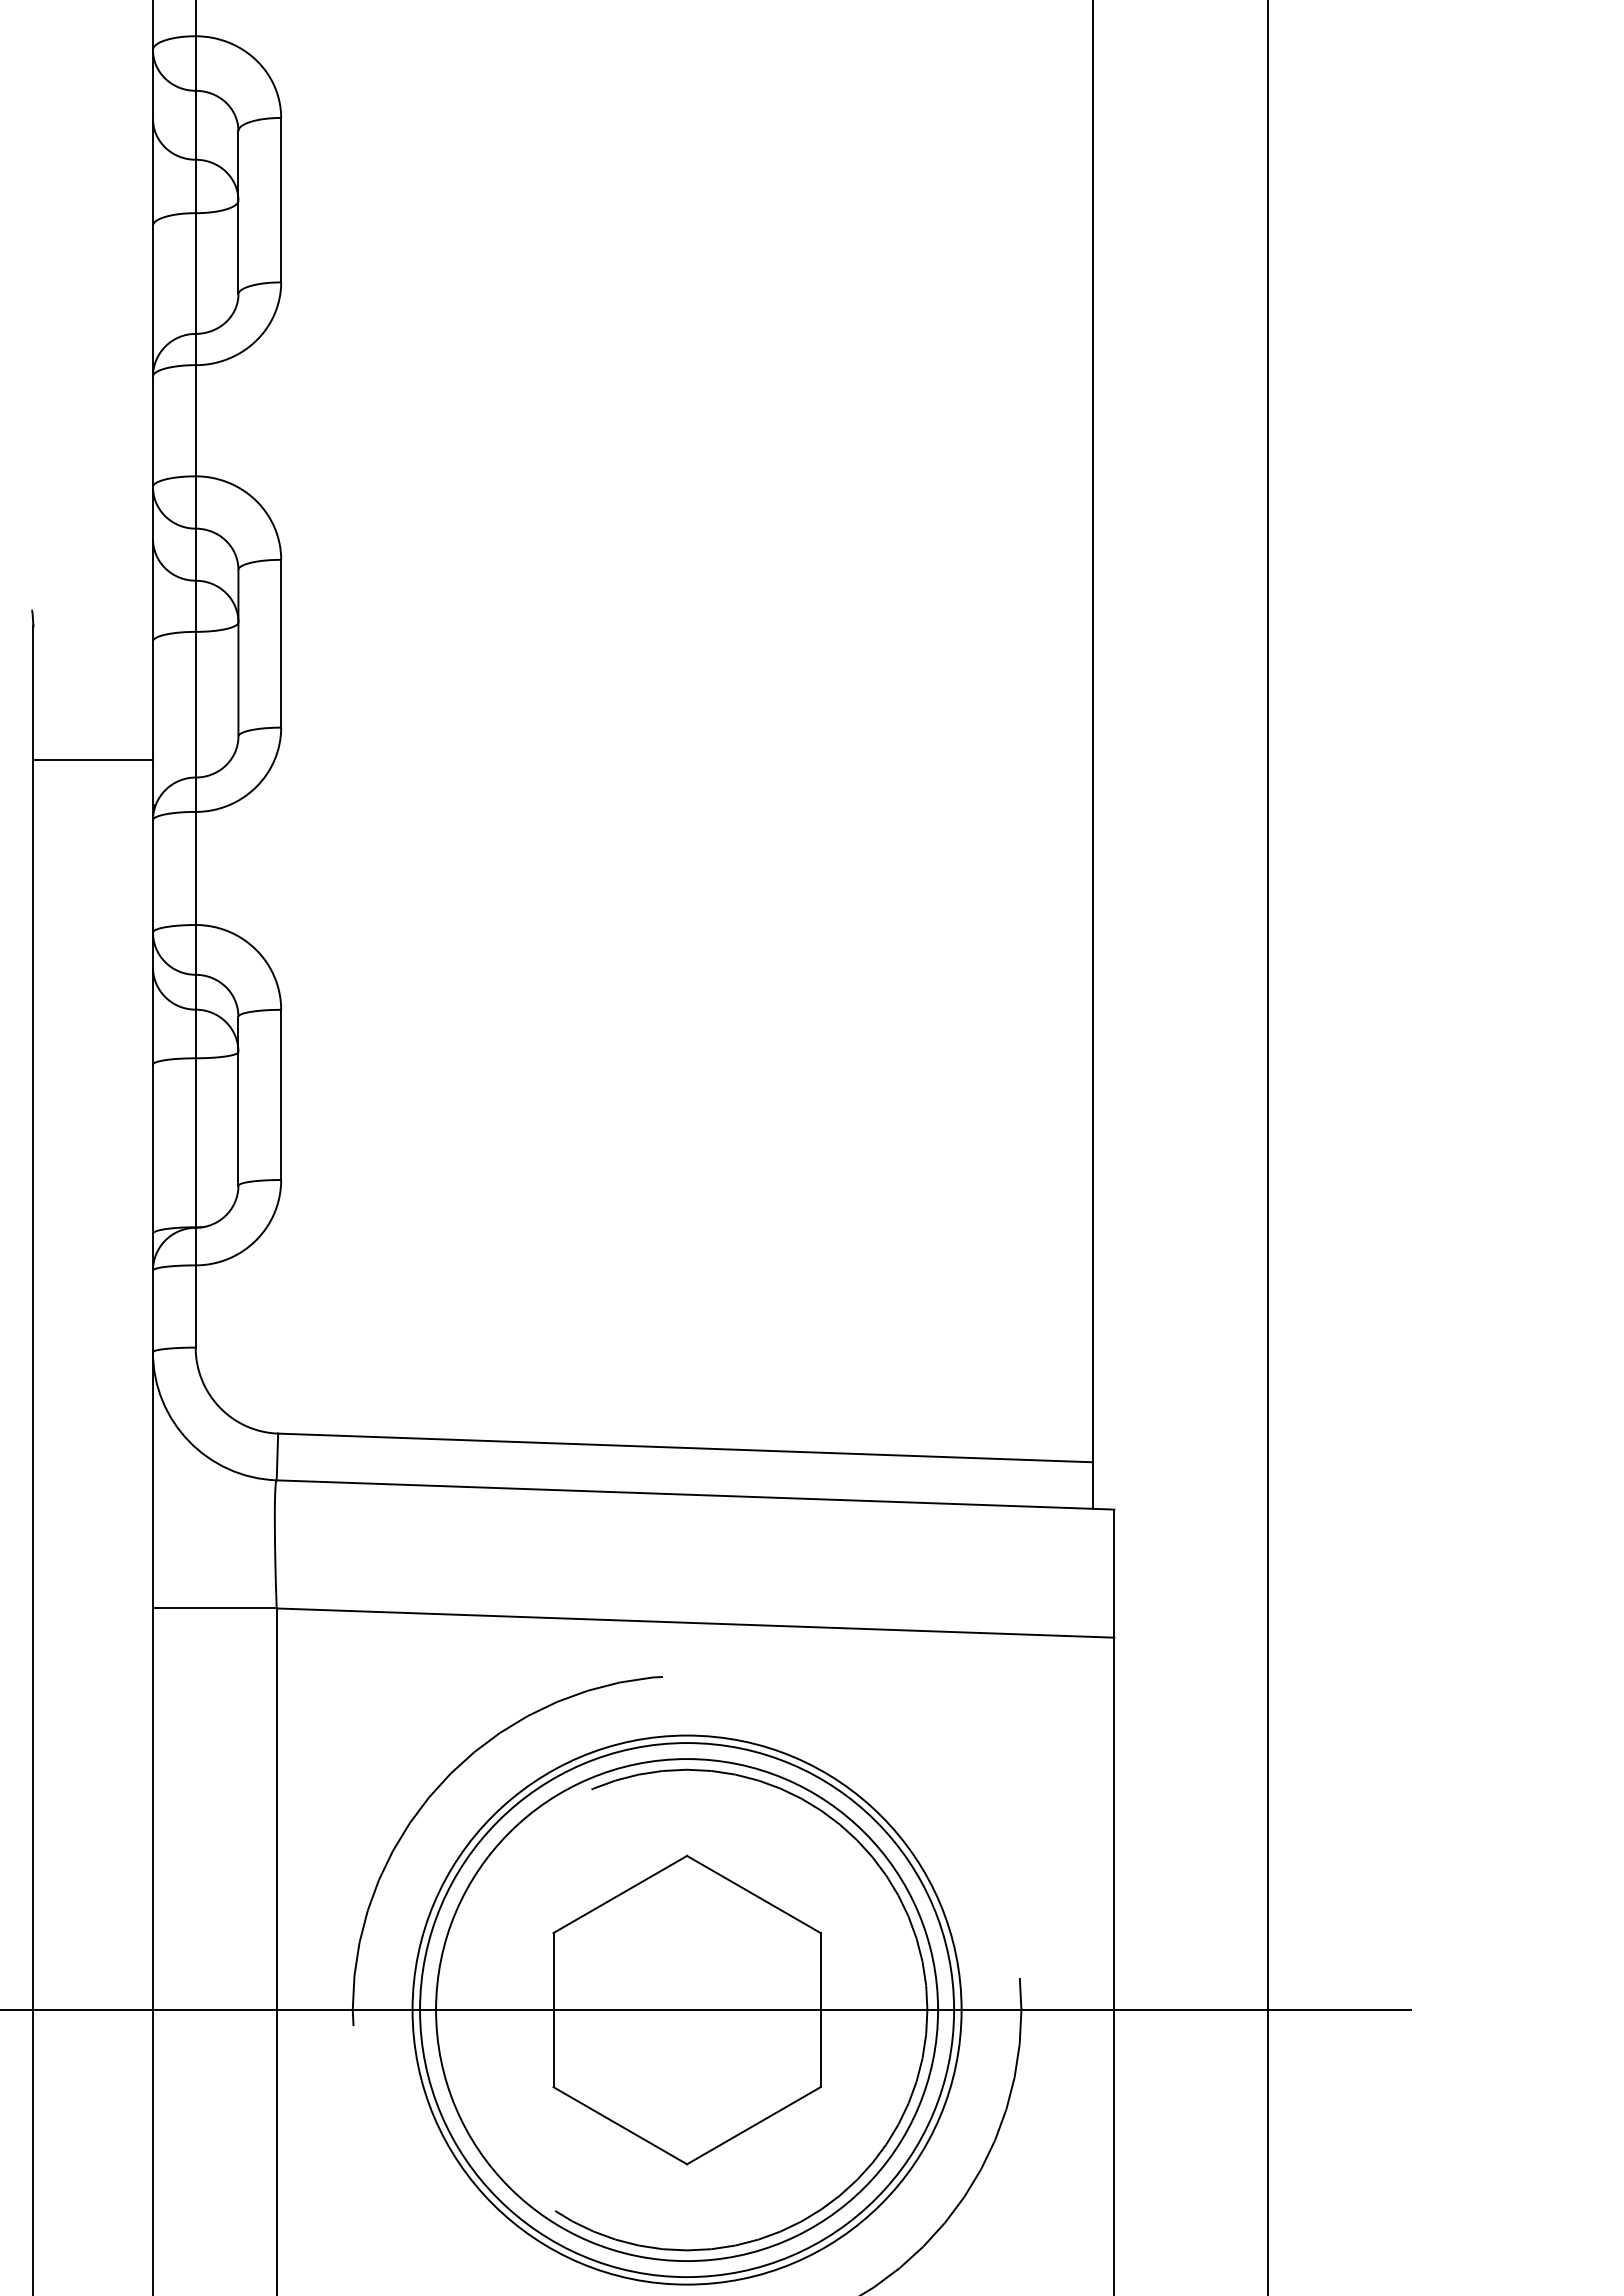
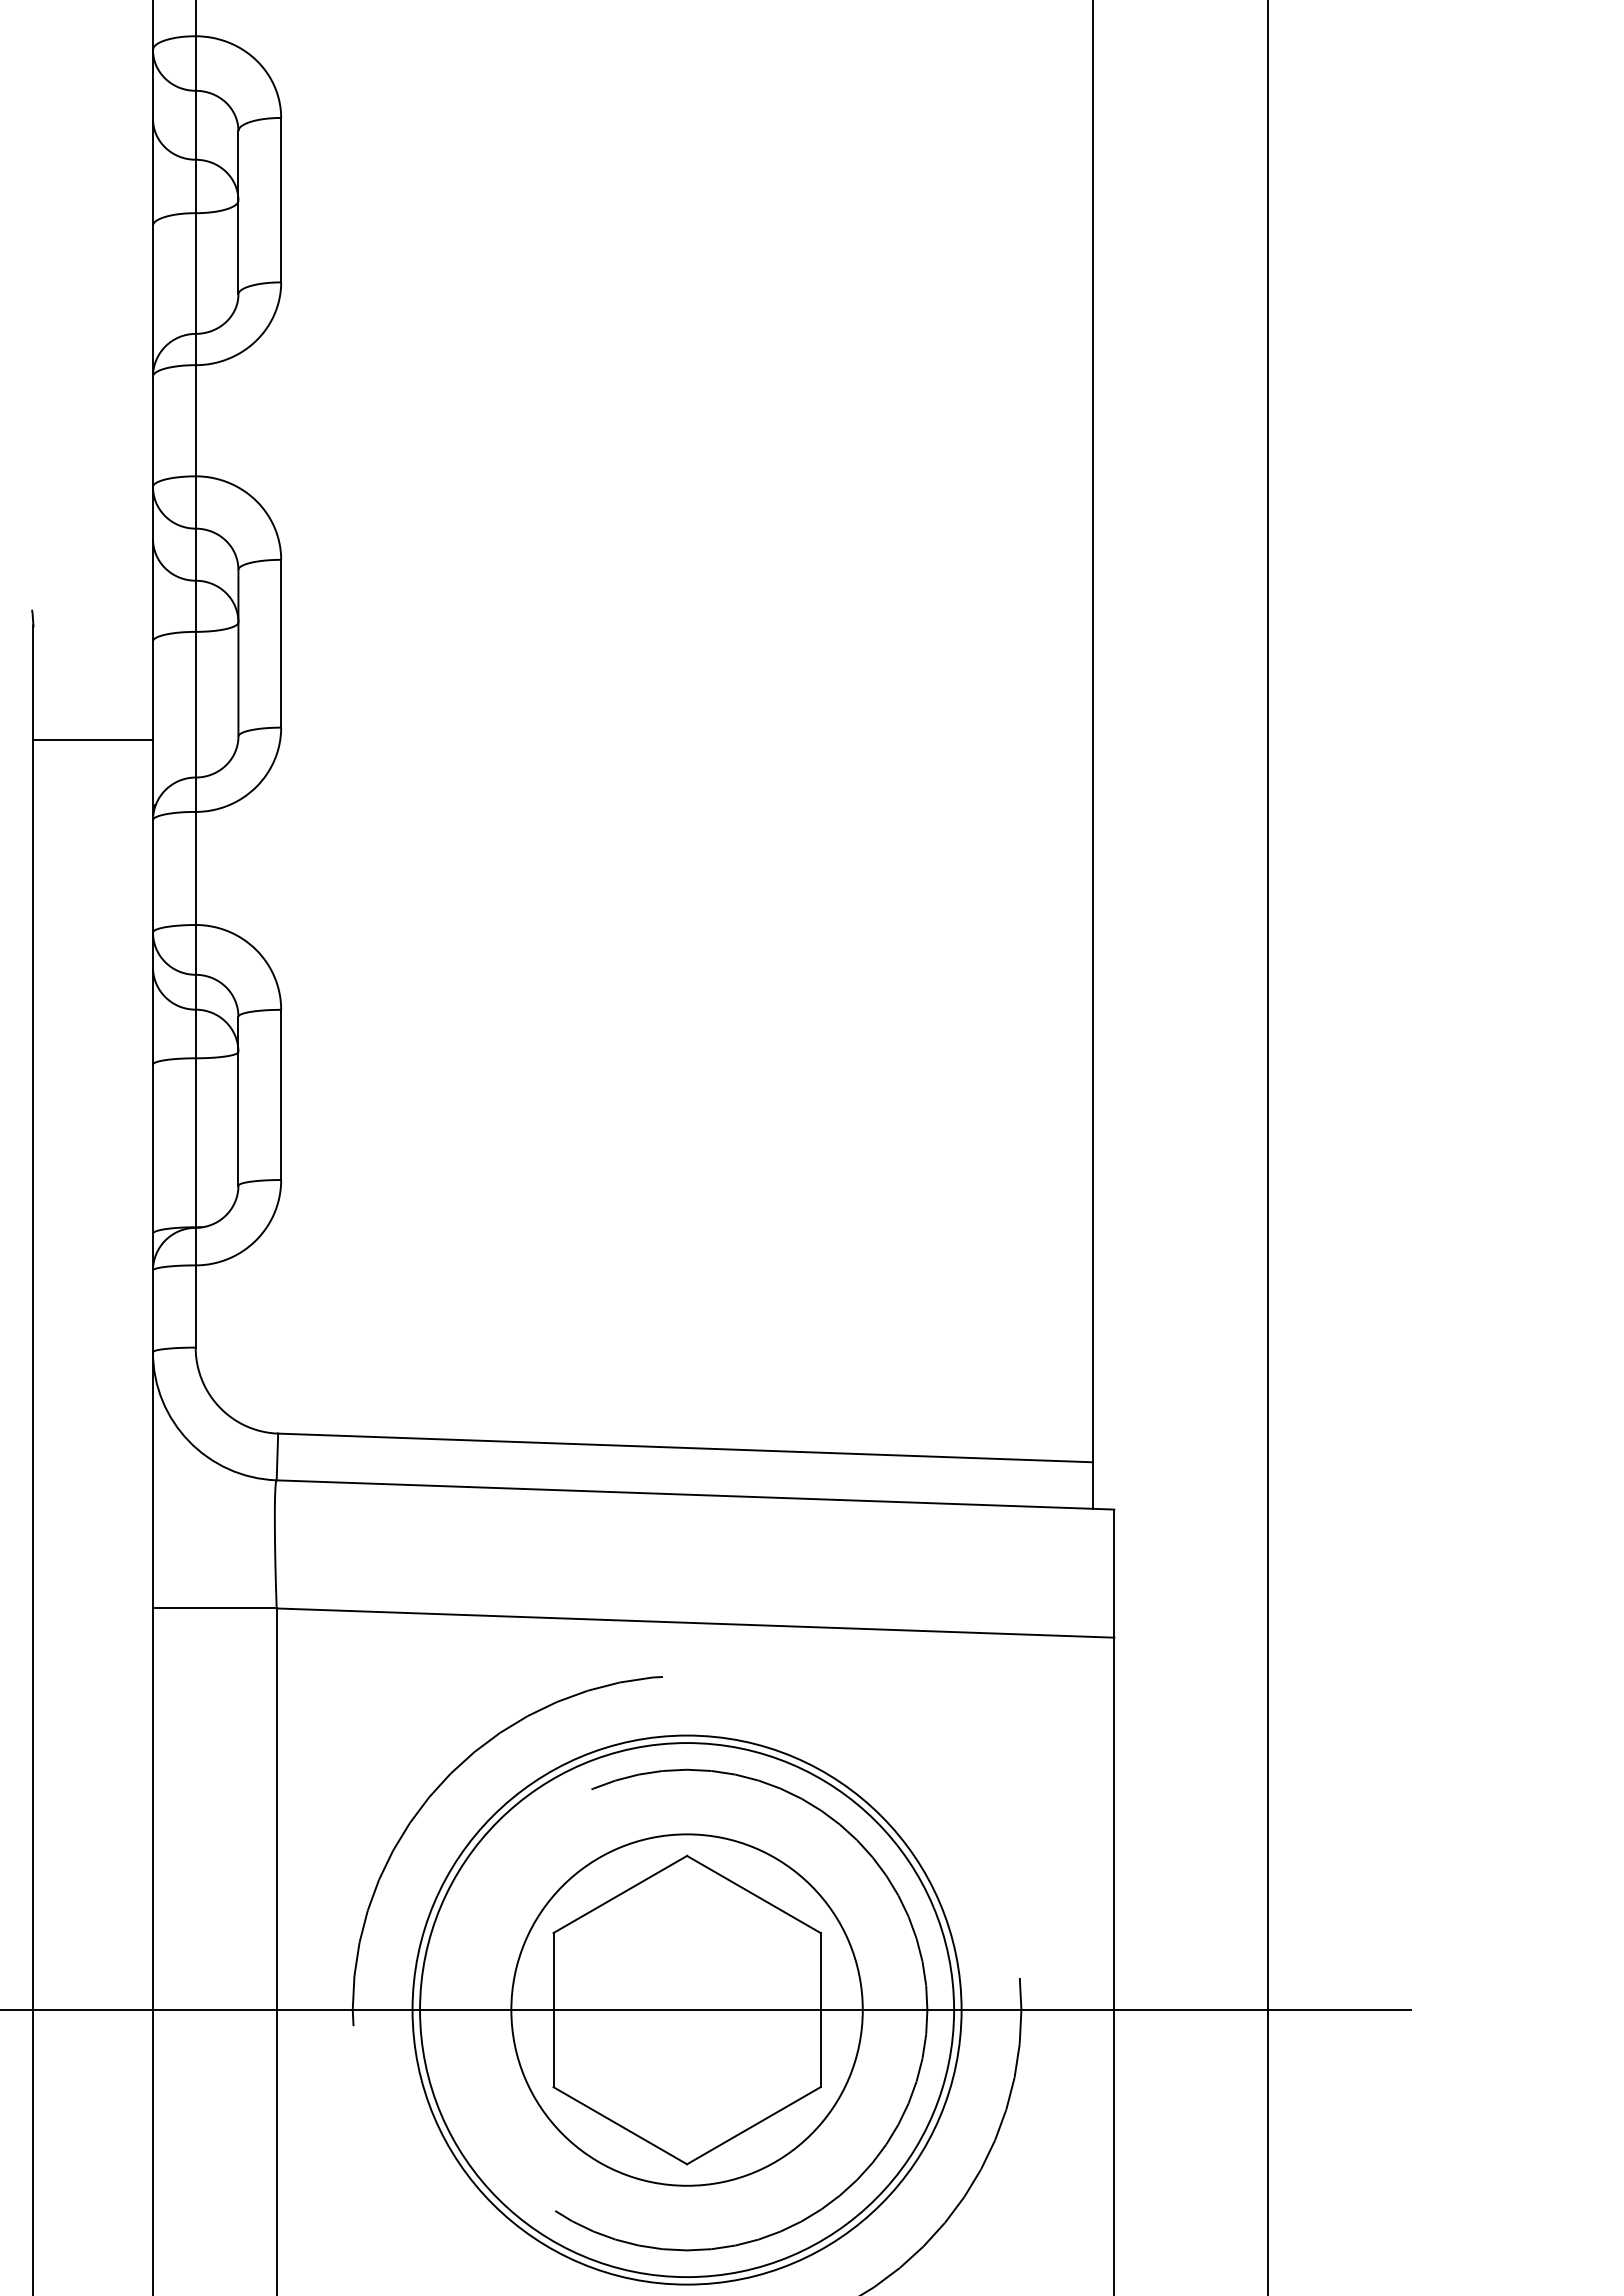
line position: (92, 760) -> (92, 740) (92, 740)
circle diameter: 502 px -> 351 px (686, 2009)
